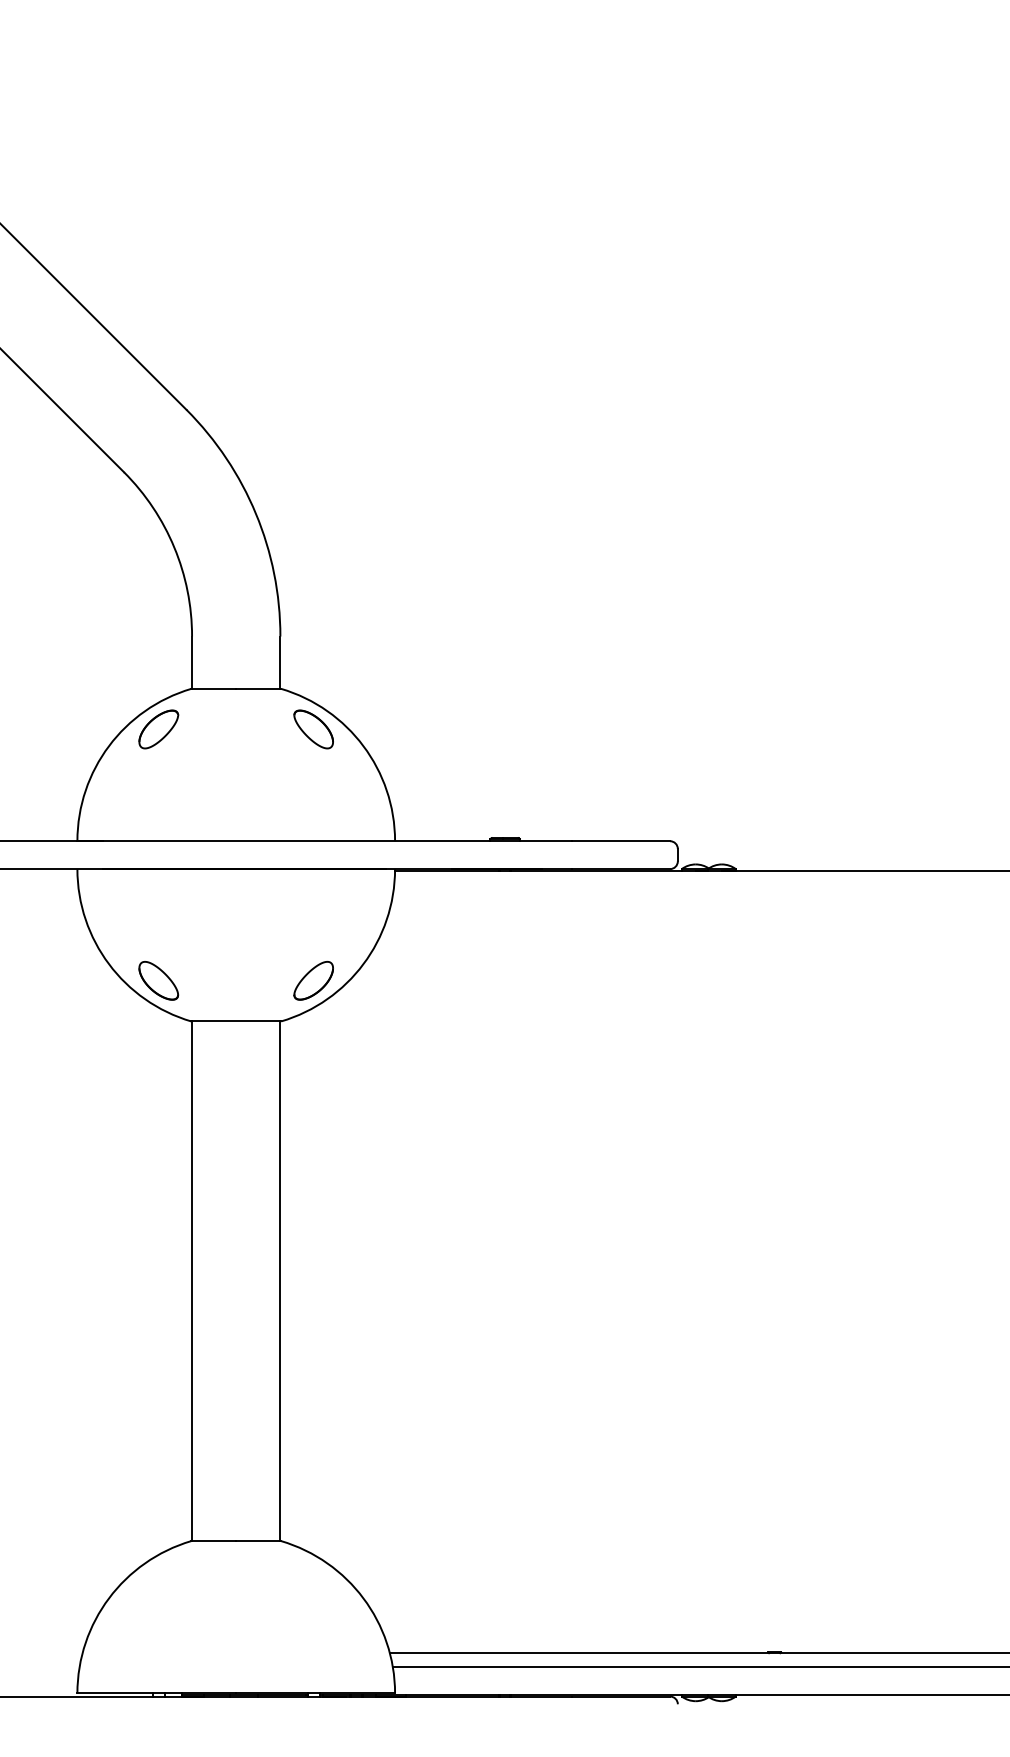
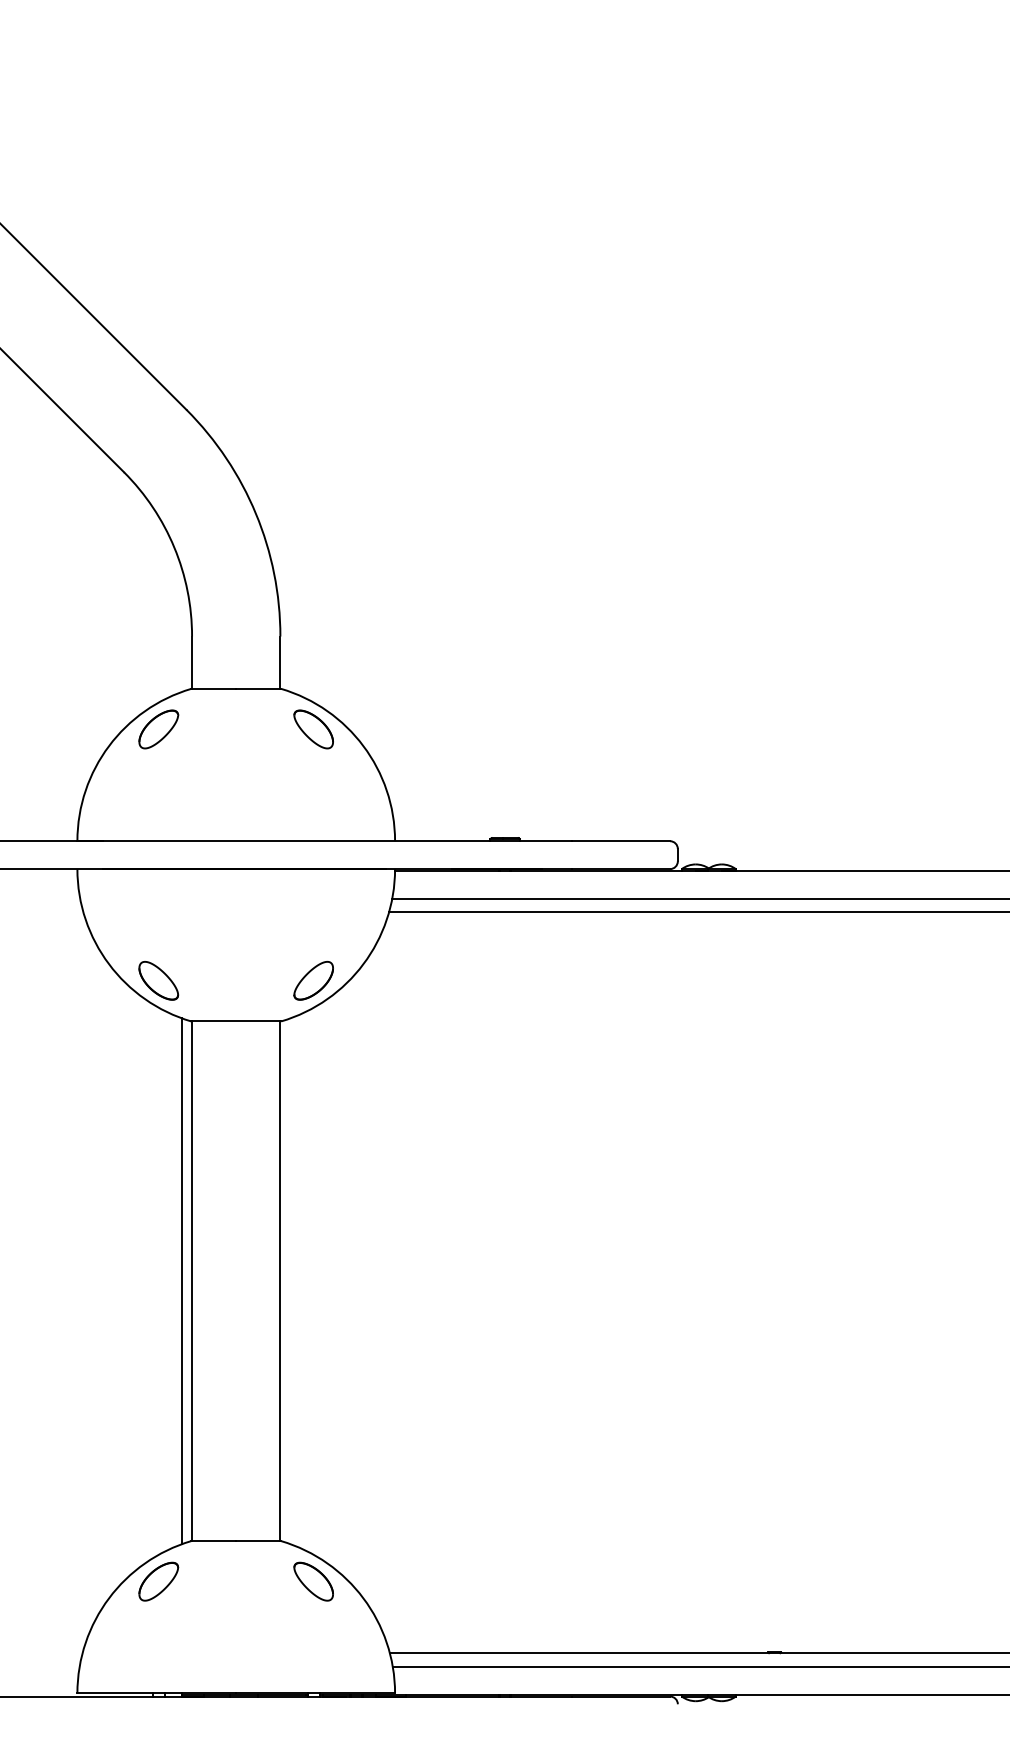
line: none -> present (699, 898)
line: none -> present (697, 912)
line: none -> present (182, 1281)
part: none -> present (158, 1581)
part: none -> present (313, 1581)
